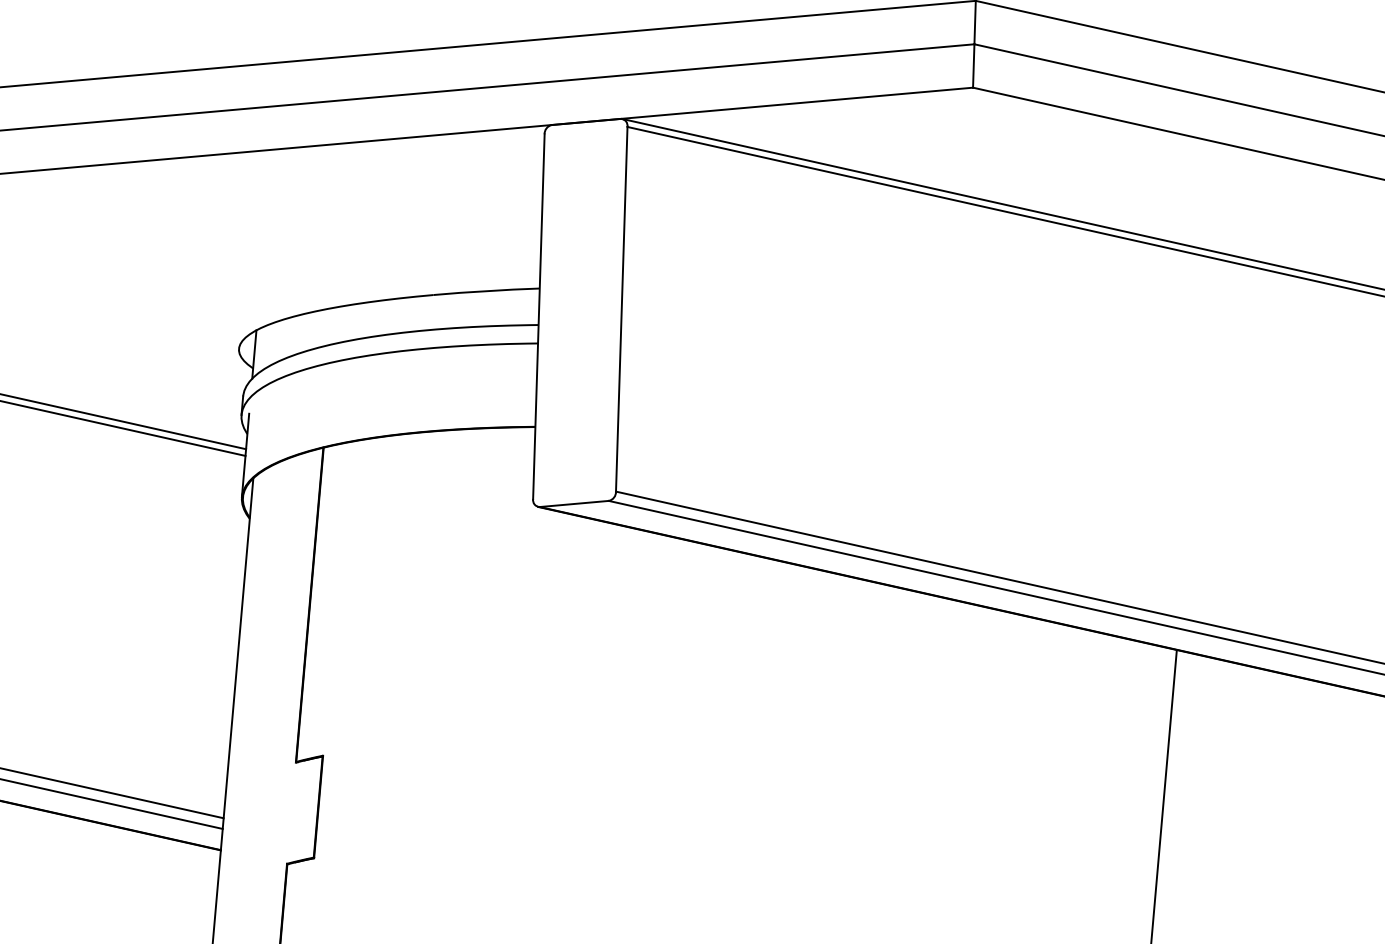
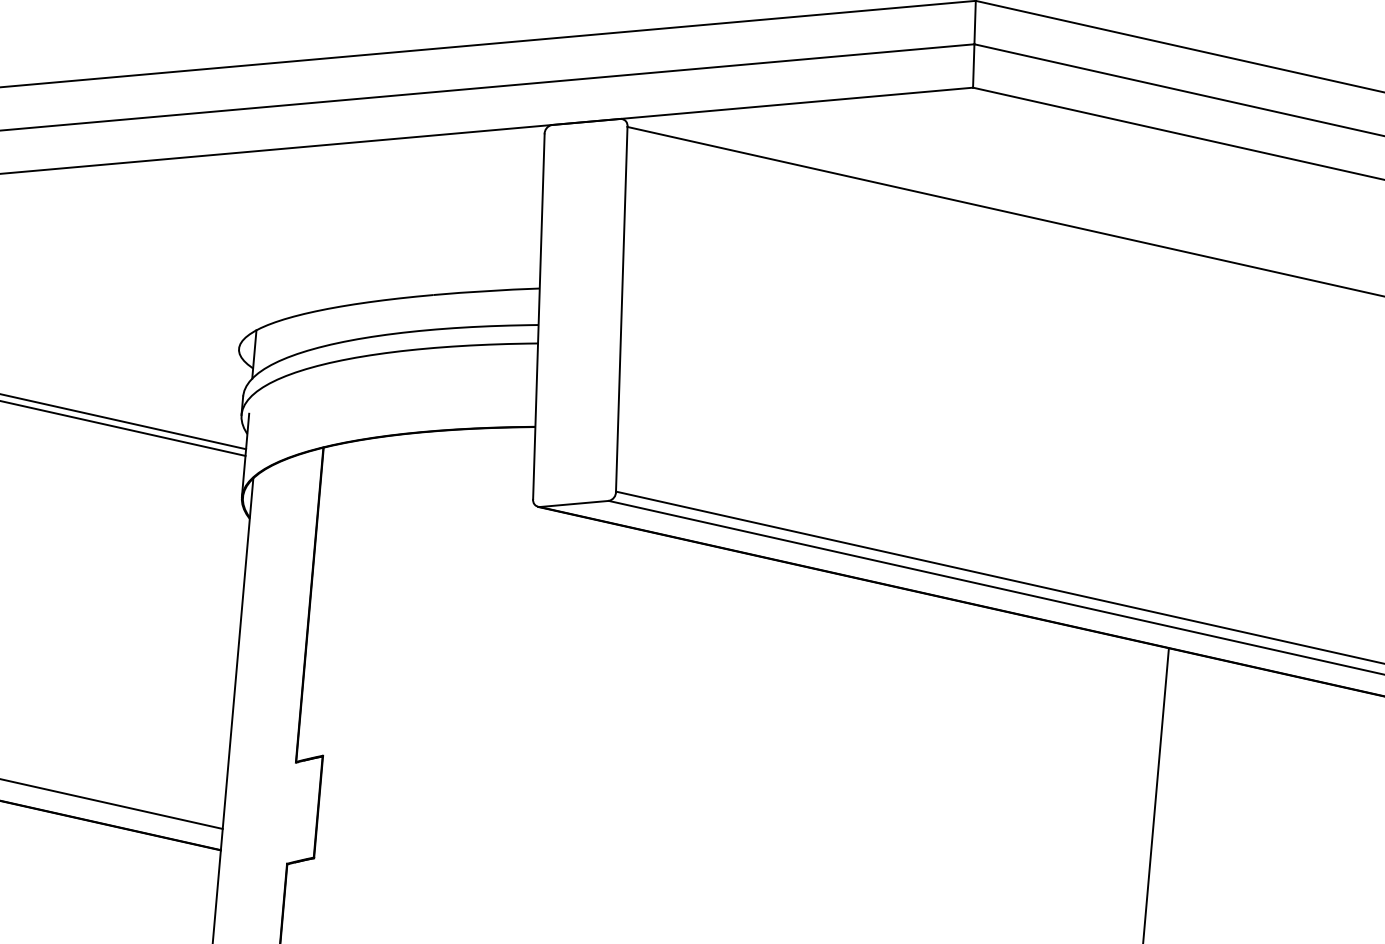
line: present -> none (1001, 204)
line: present -> none (112, 793)
line position: (1163, 795) -> (1155, 794) (1155, 794)
